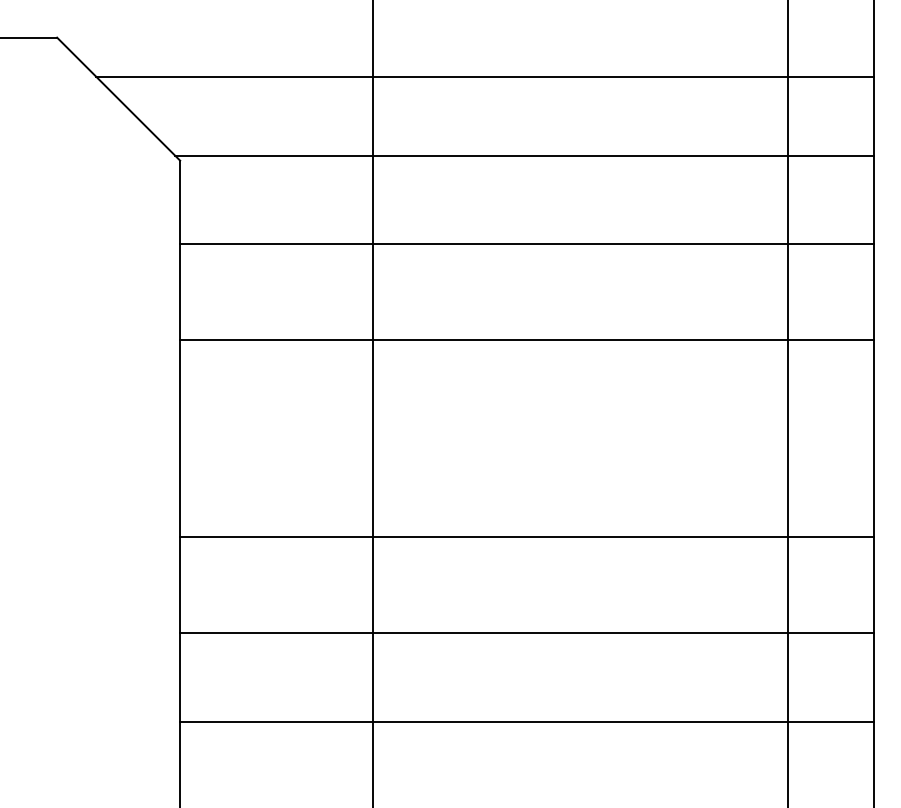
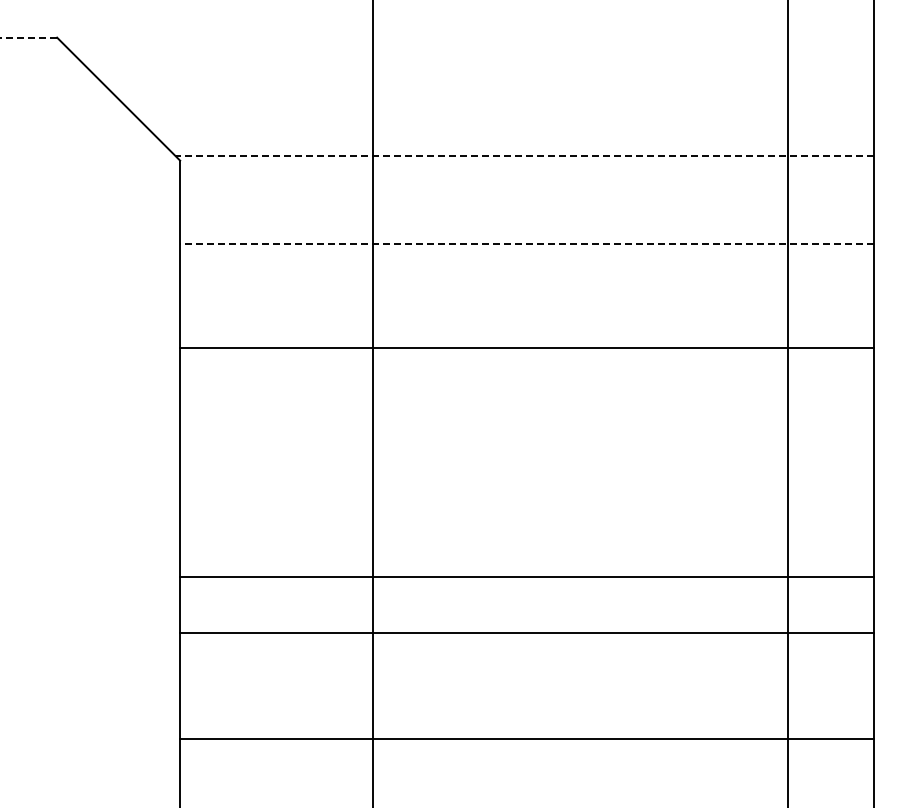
line: solid -> dashed (28, 37)
line: present -> none (484, 77)
line: solid -> dashed (524, 155)
line: solid -> dashed (527, 244)
line position: (526, 340) -> (526, 348) (526, 348)
line position: (526, 537) -> (526, 577) (526, 577)
line position: (526, 721) -> (526, 738) (526, 738)
